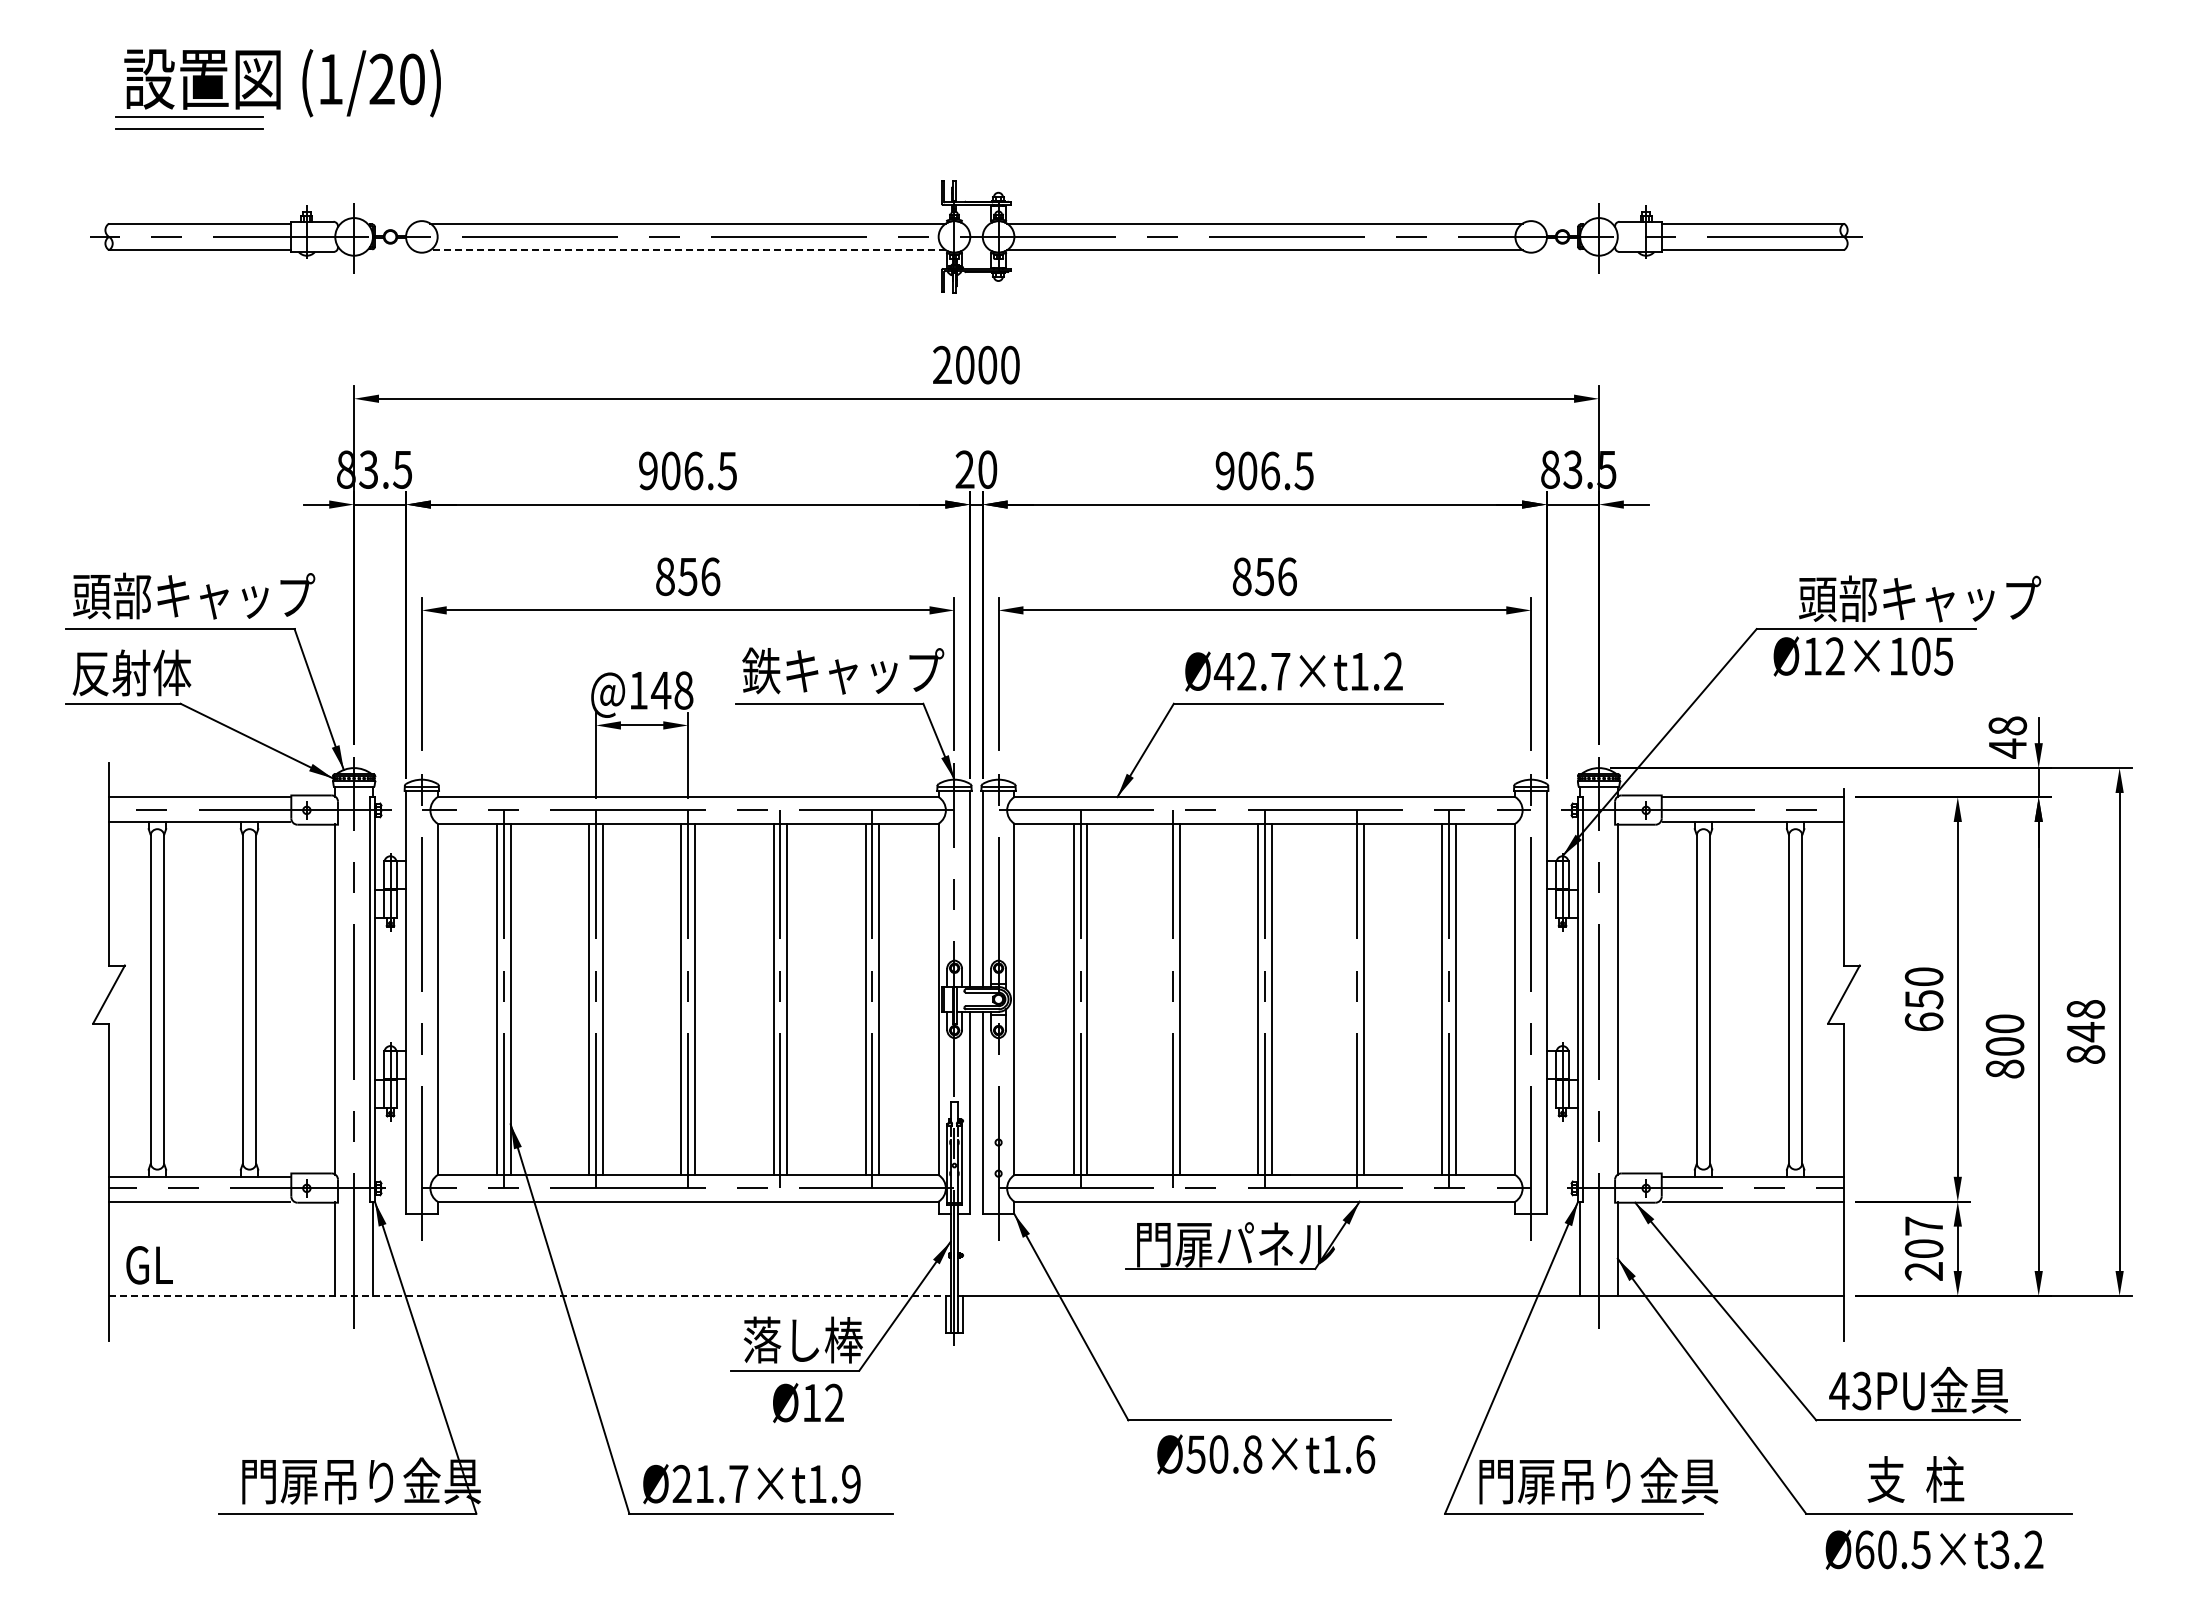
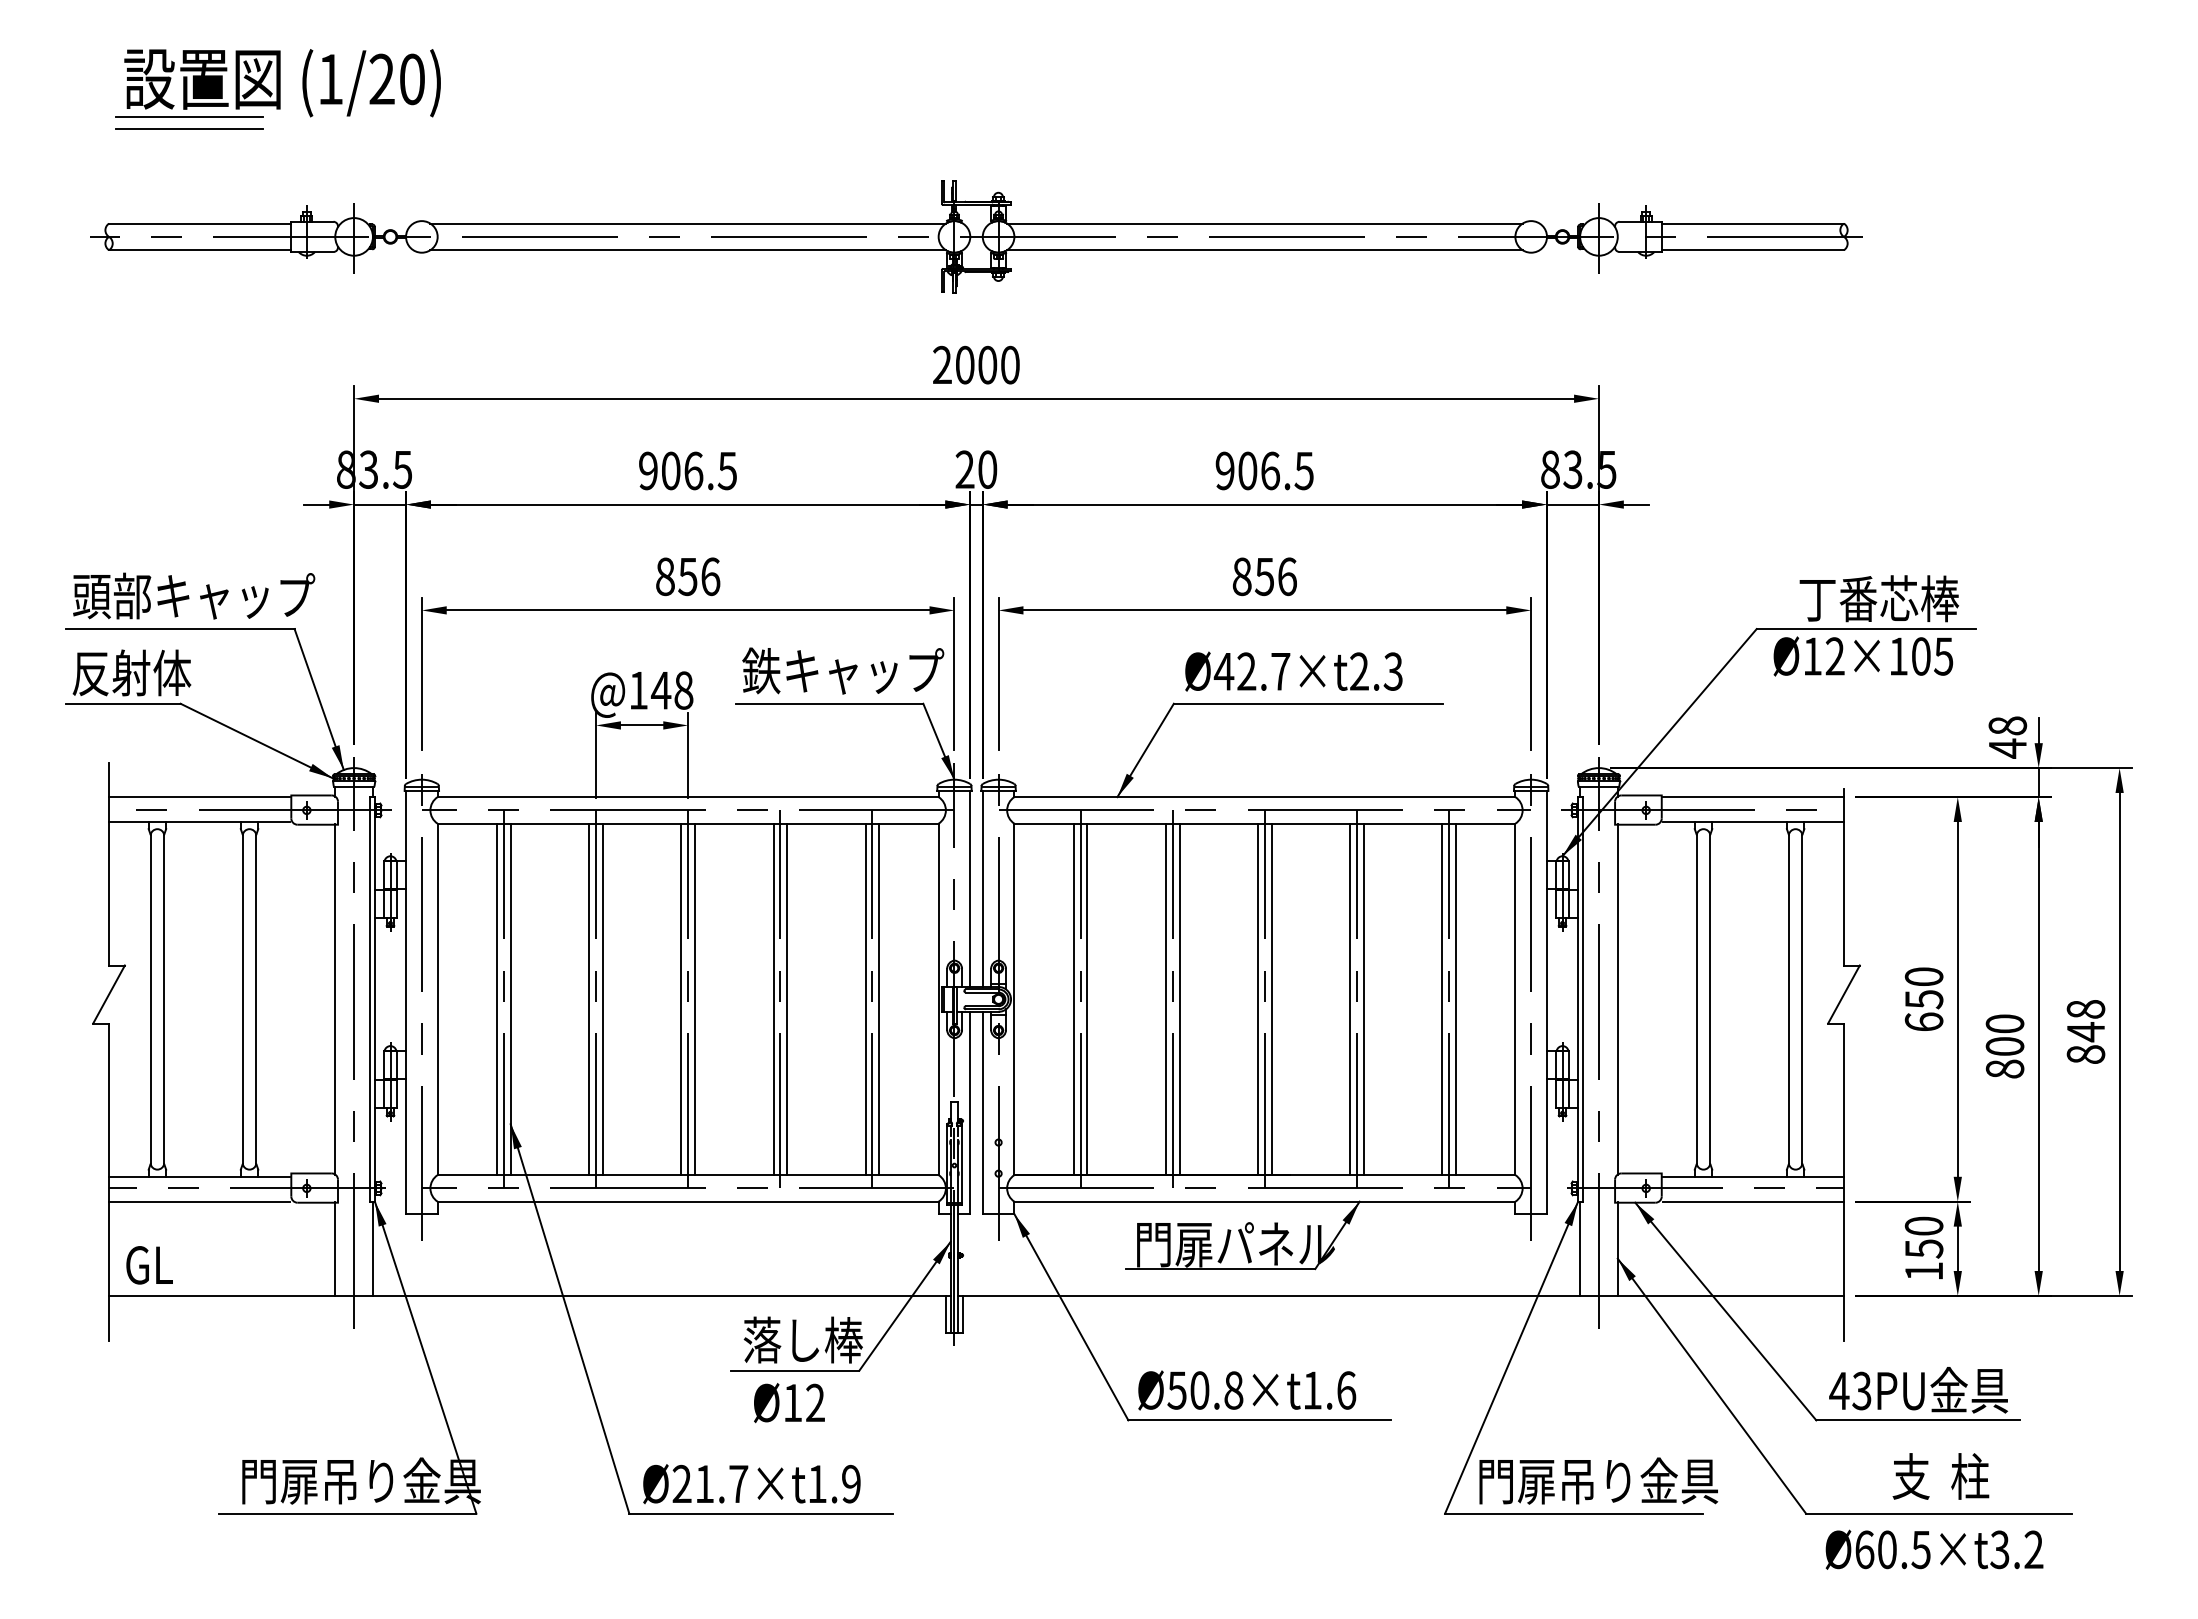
line: dashed -> solid (688, 250)
text: 頭部キャップ -> 丁番芯棒 (1920, 598)
text: Ø42.7×t1.2 -> Ø42.7×t2.3 (1376, 671)
line: none -> present (1166, 999)
line: none -> present (1350, 999)
text: 207 -> 150 (1923, 1248)
line: dashed -> solid (529, 1295)
text position: (808, 1403) -> (789, 1403) (789, 1403)
text position: (1266, 1454) -> (1247, 1390) (1247, 1390)
text position: (1915, 1479) -> (1940, 1476) (1940, 1476)
